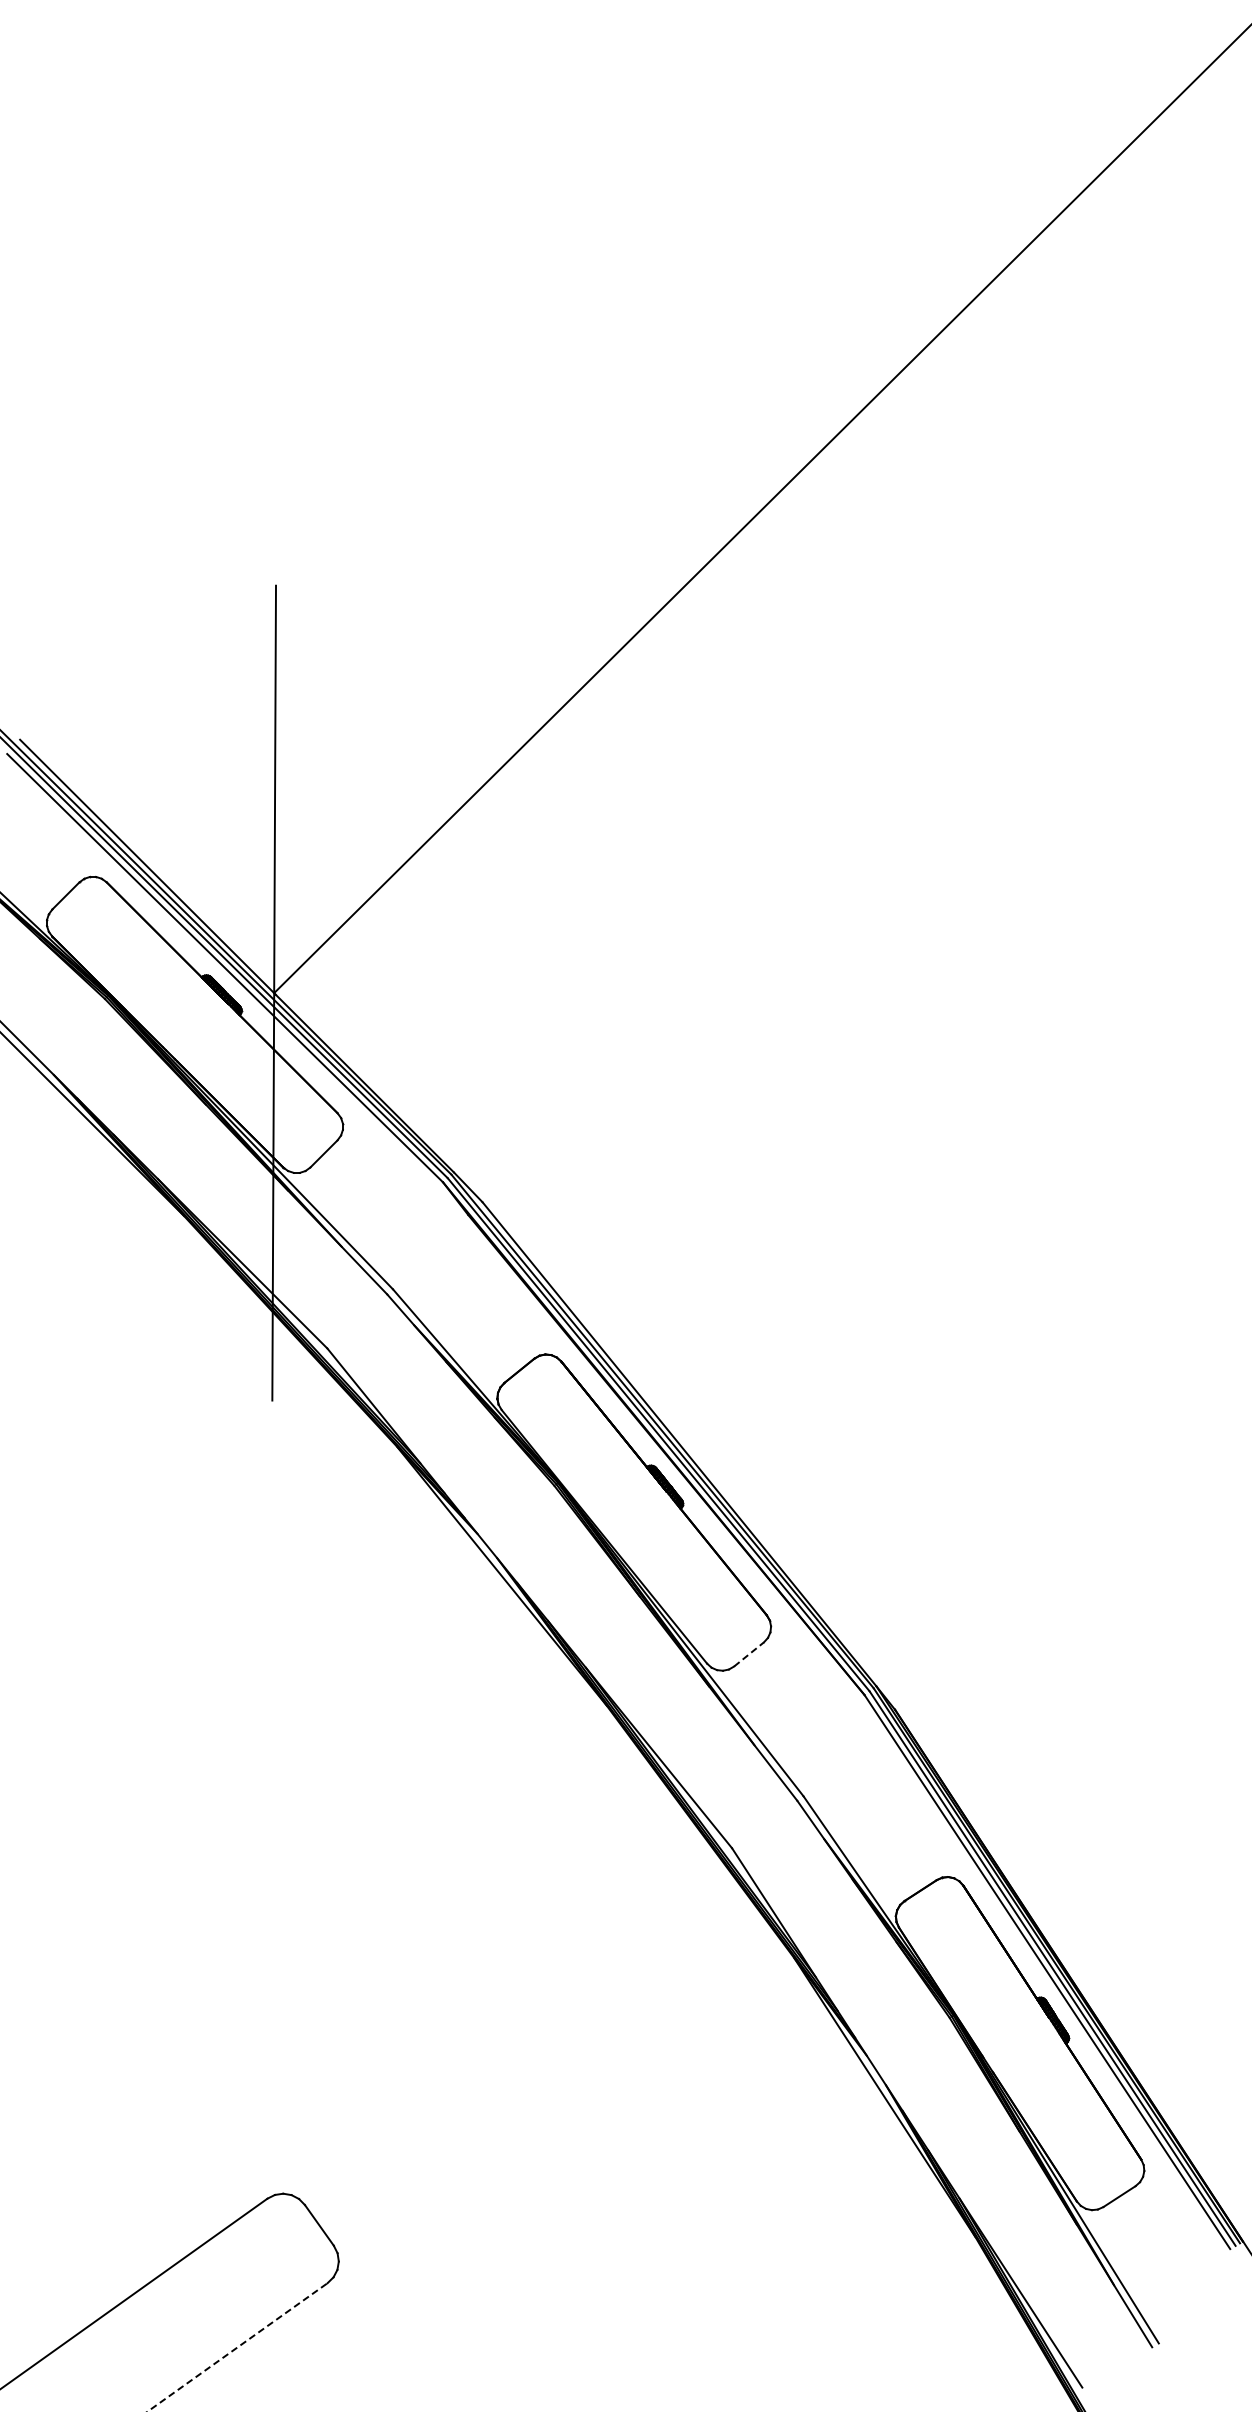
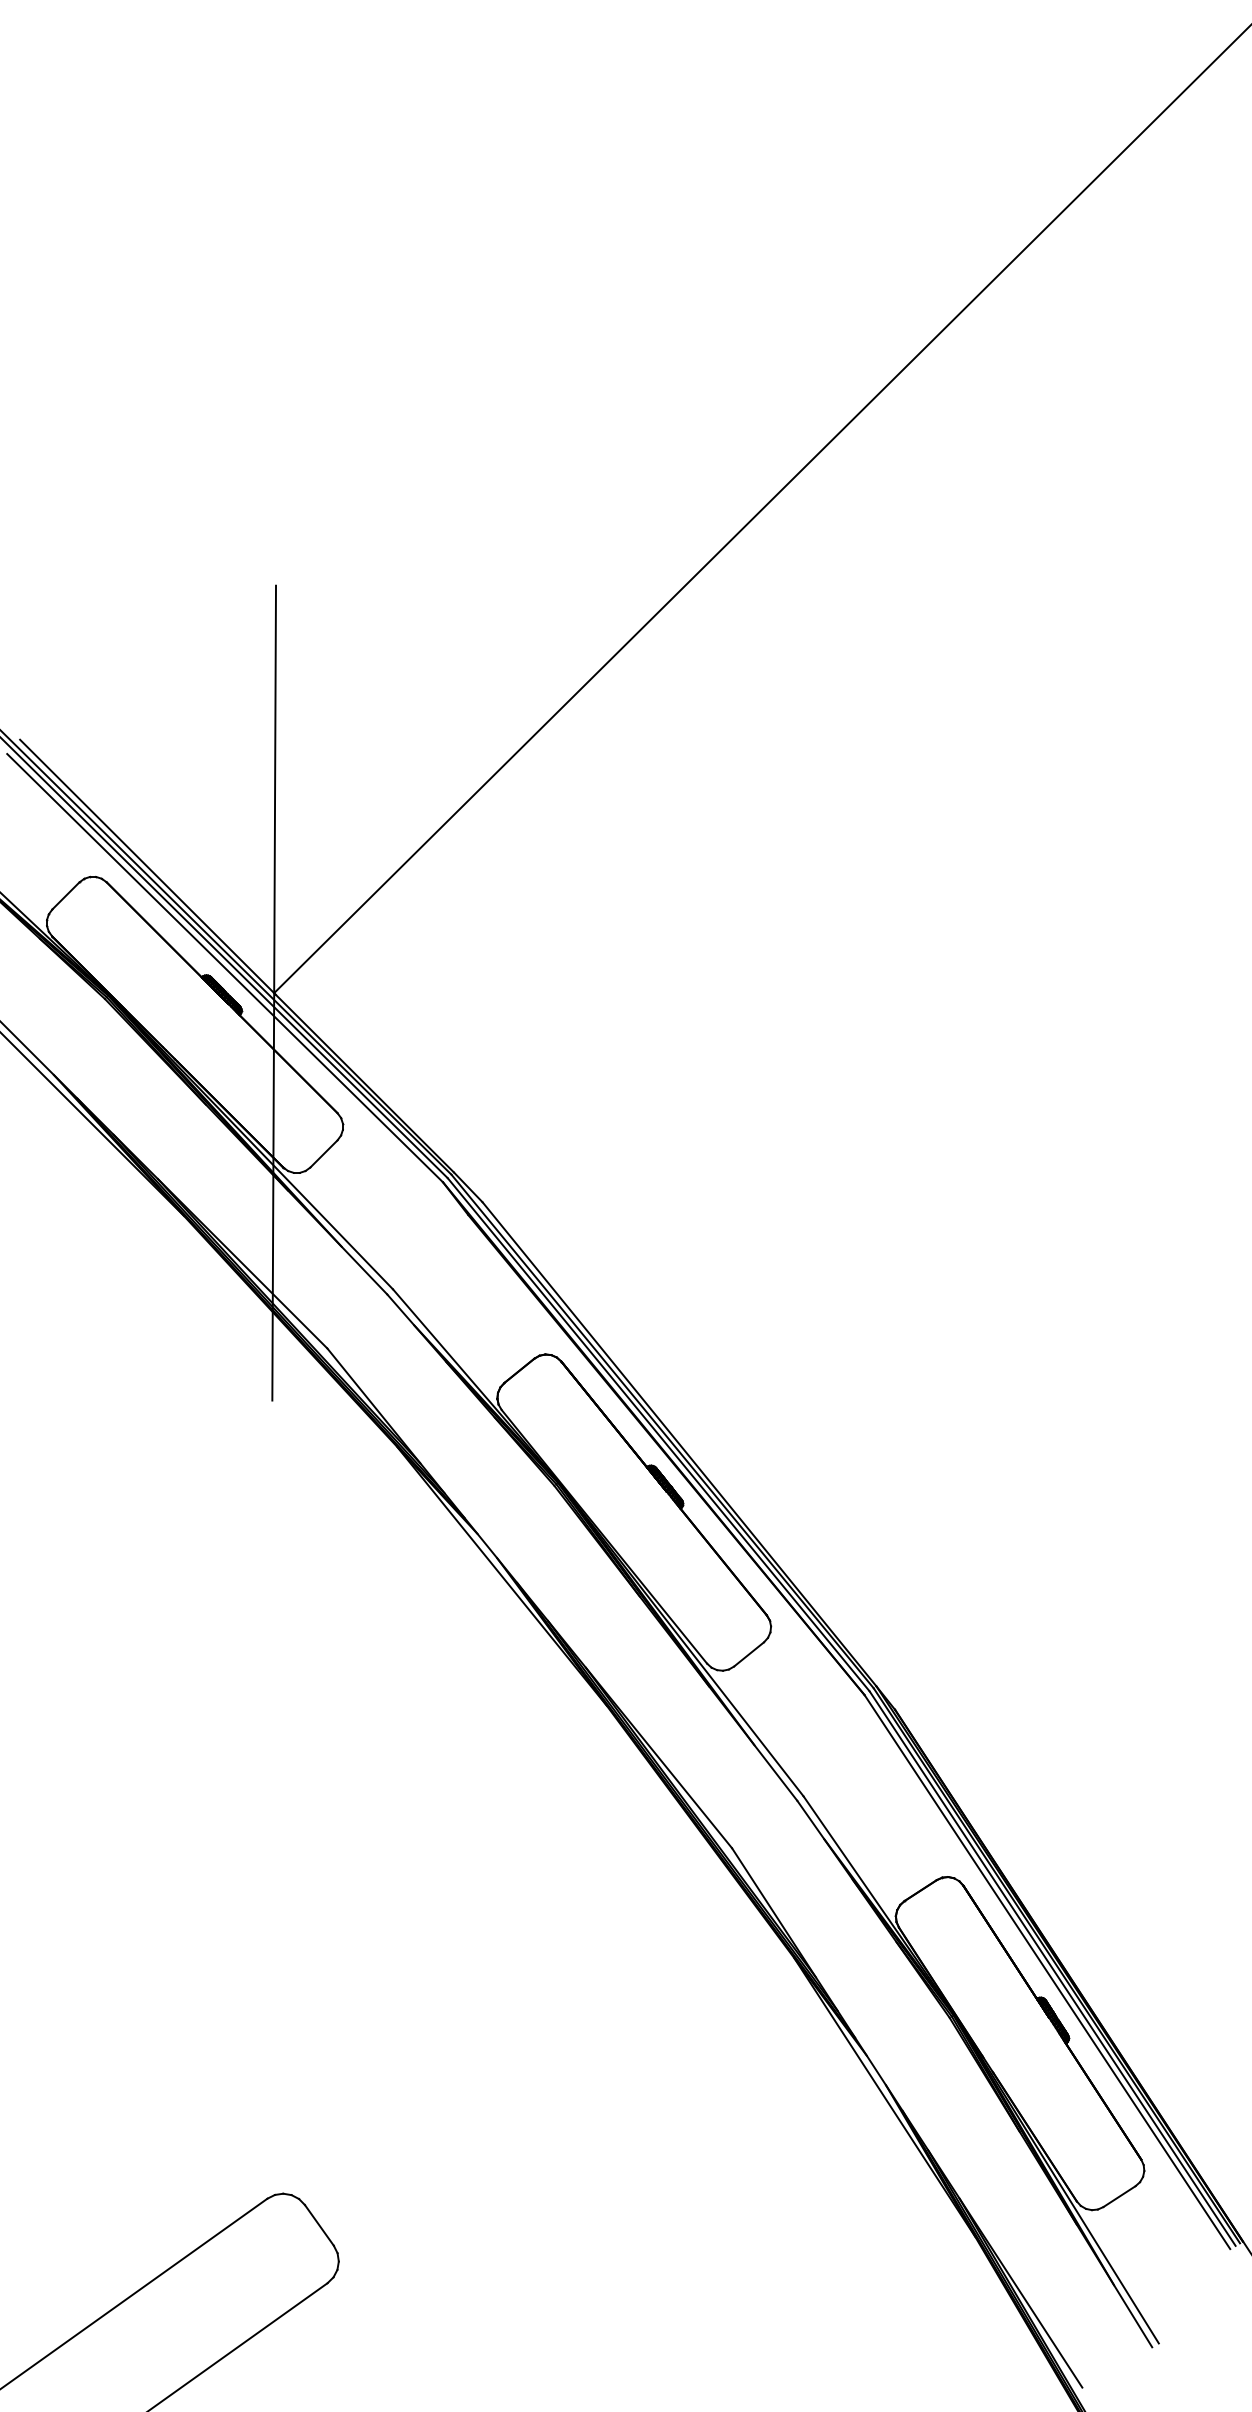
line: dashed -> solid (749, 1654)
line: dashed -> solid (238, 2347)
